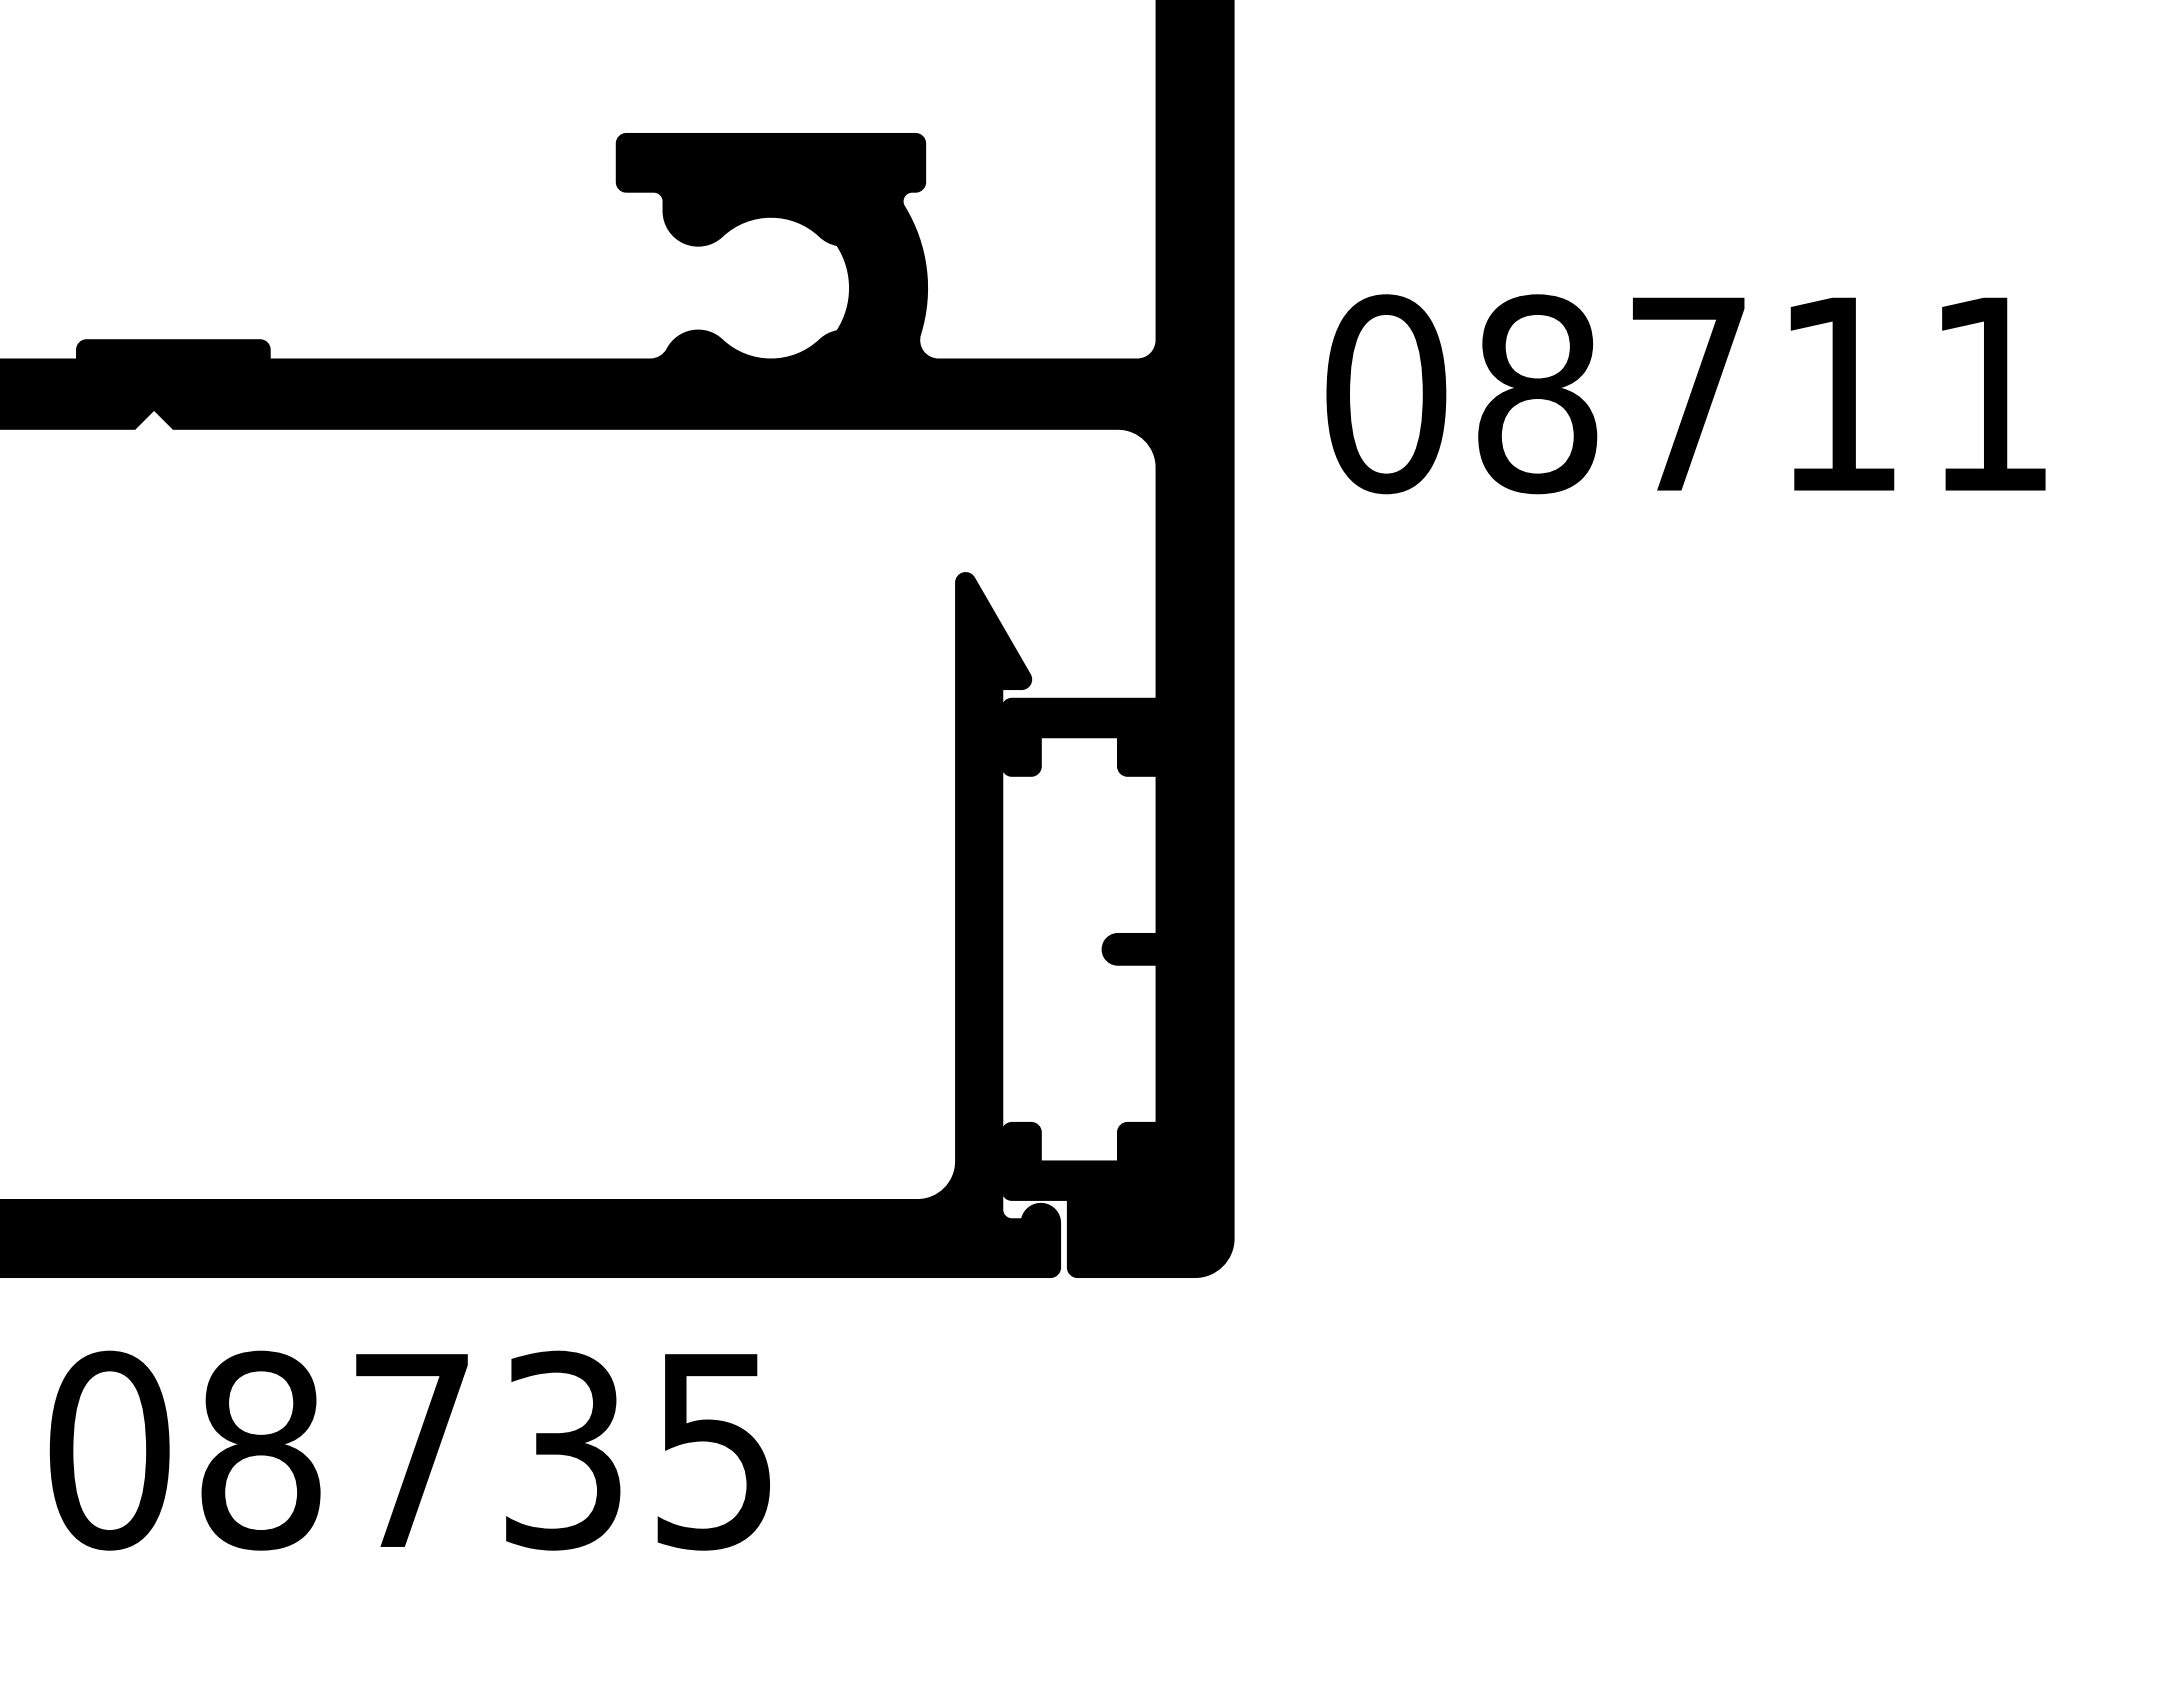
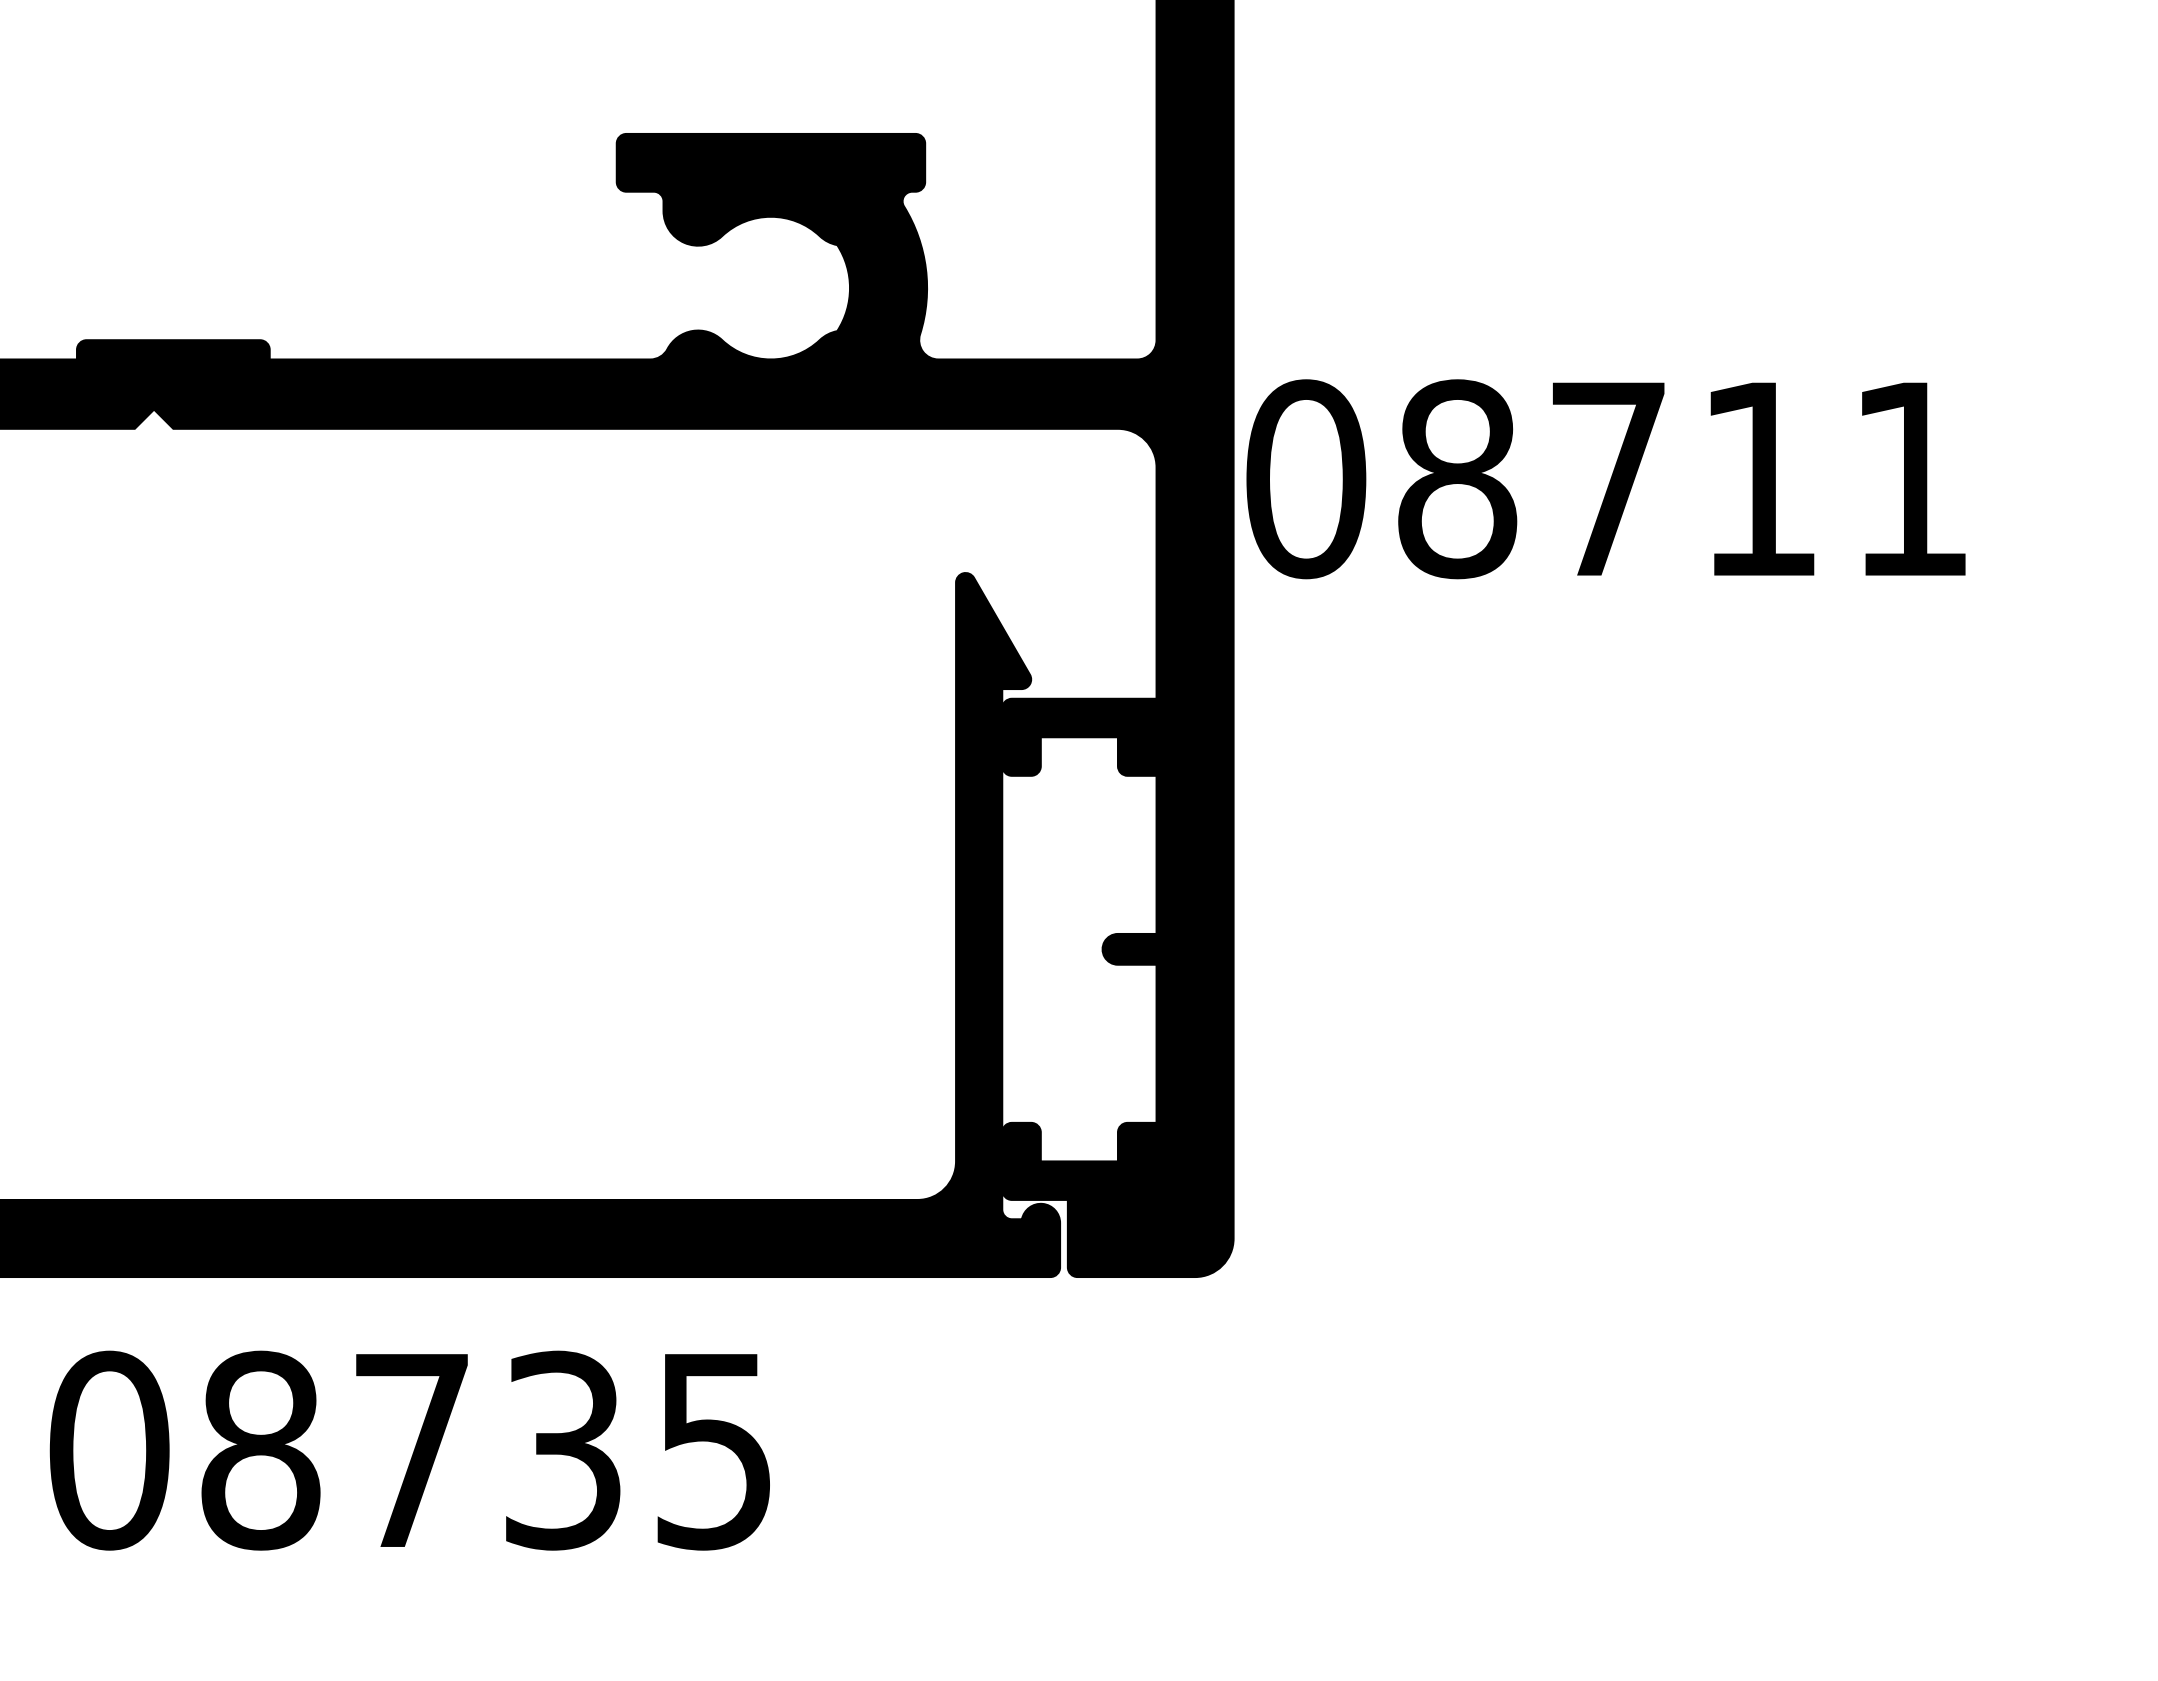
text position: (1685, 394) -> (1605, 479) (1605, 479)
